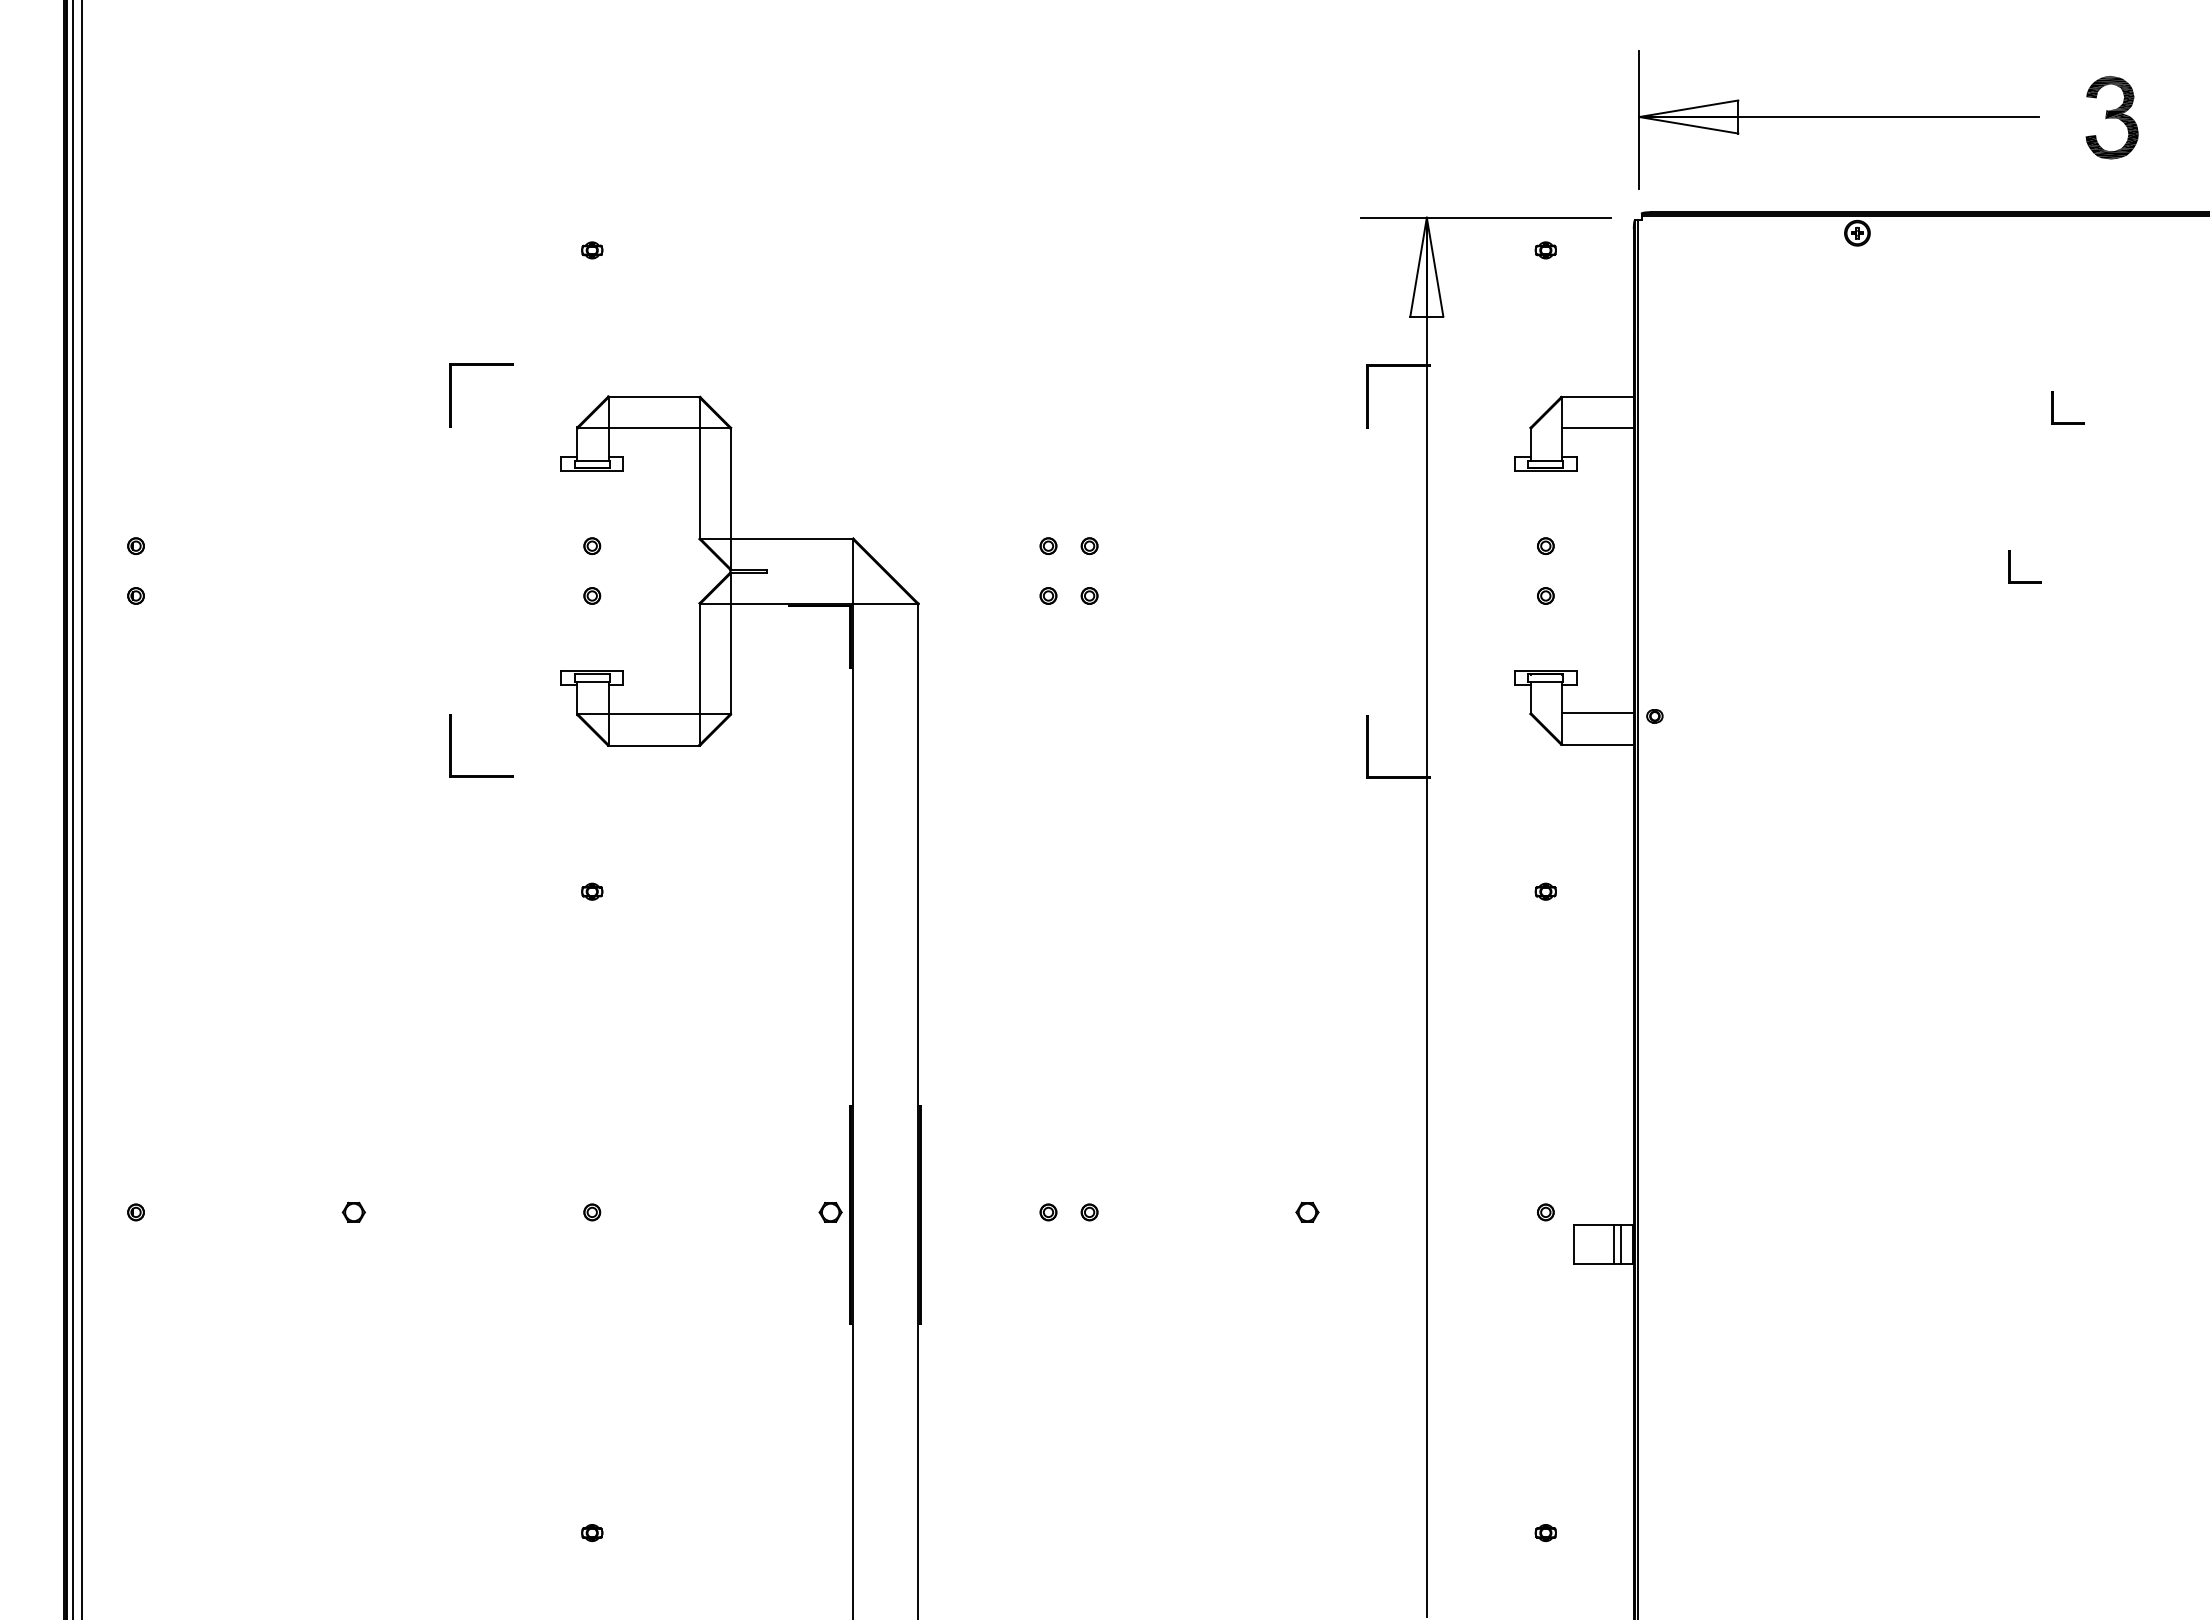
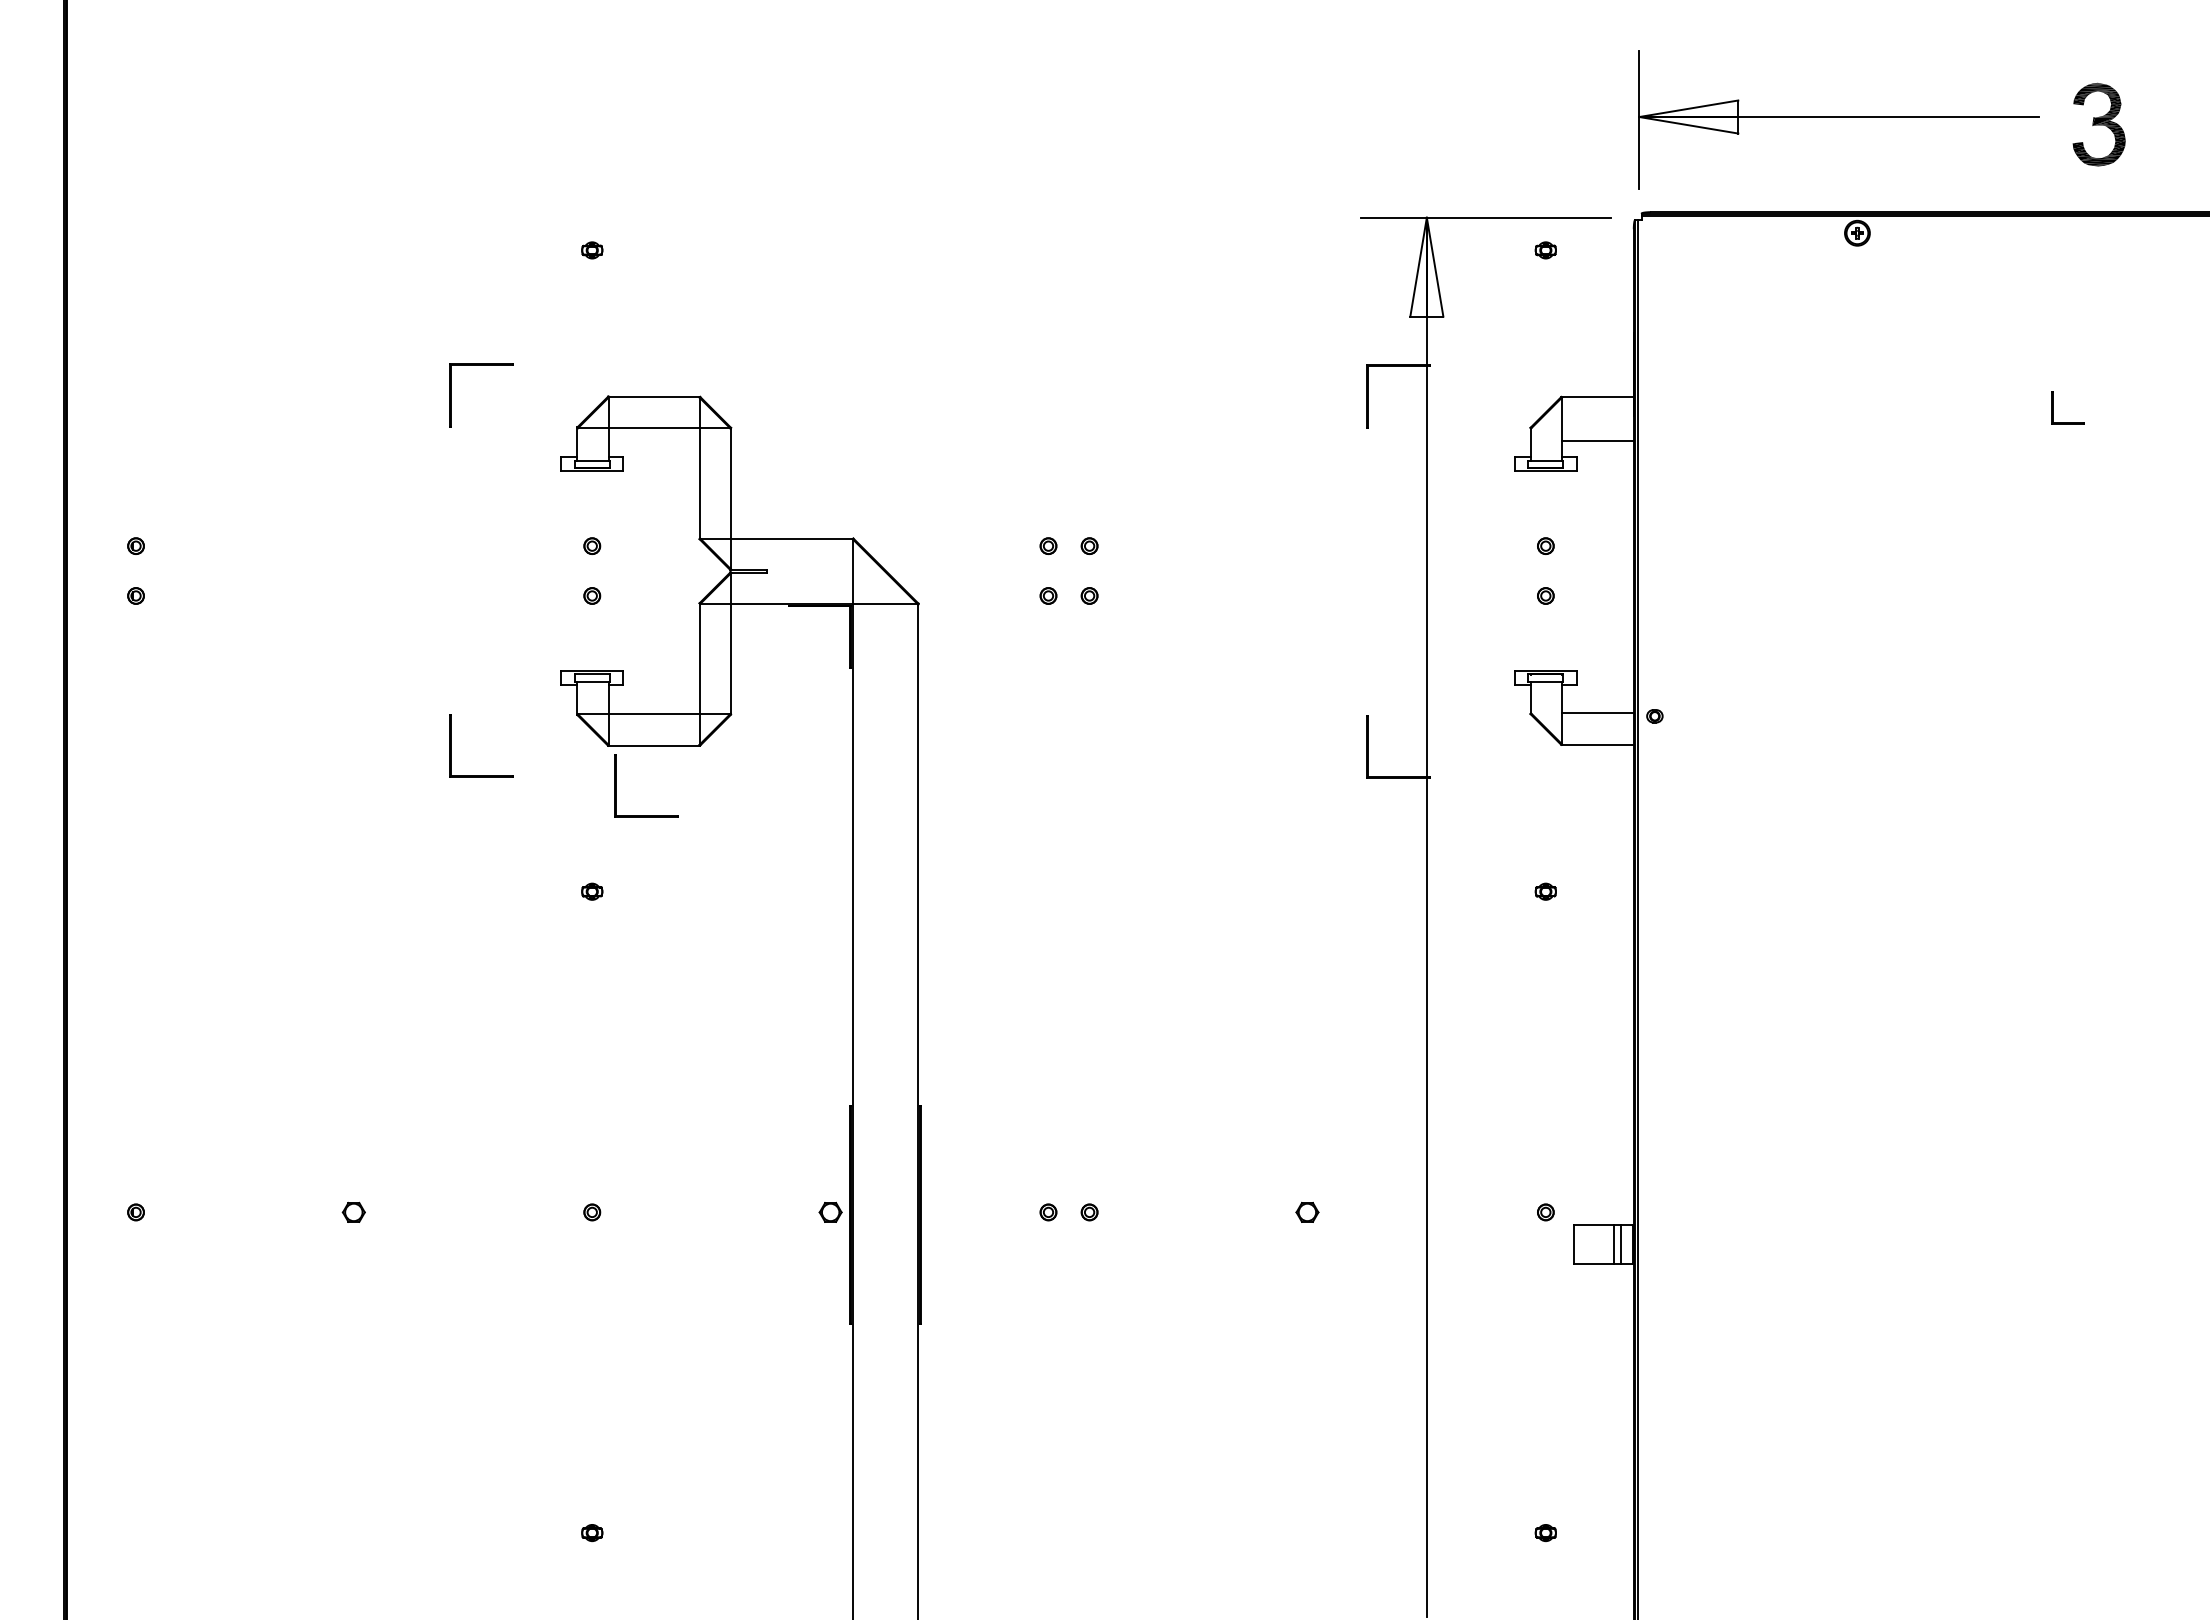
part position: (2111, 117) -> (2098, 124) (2098, 124)
line position: (1597, 428) -> (1597, 441) (1597, 441)
part: present -> none (2010, 566)
part: none -> present (616, 785)
line: present -> none (72, 809)
line: present -> none (82, 809)
